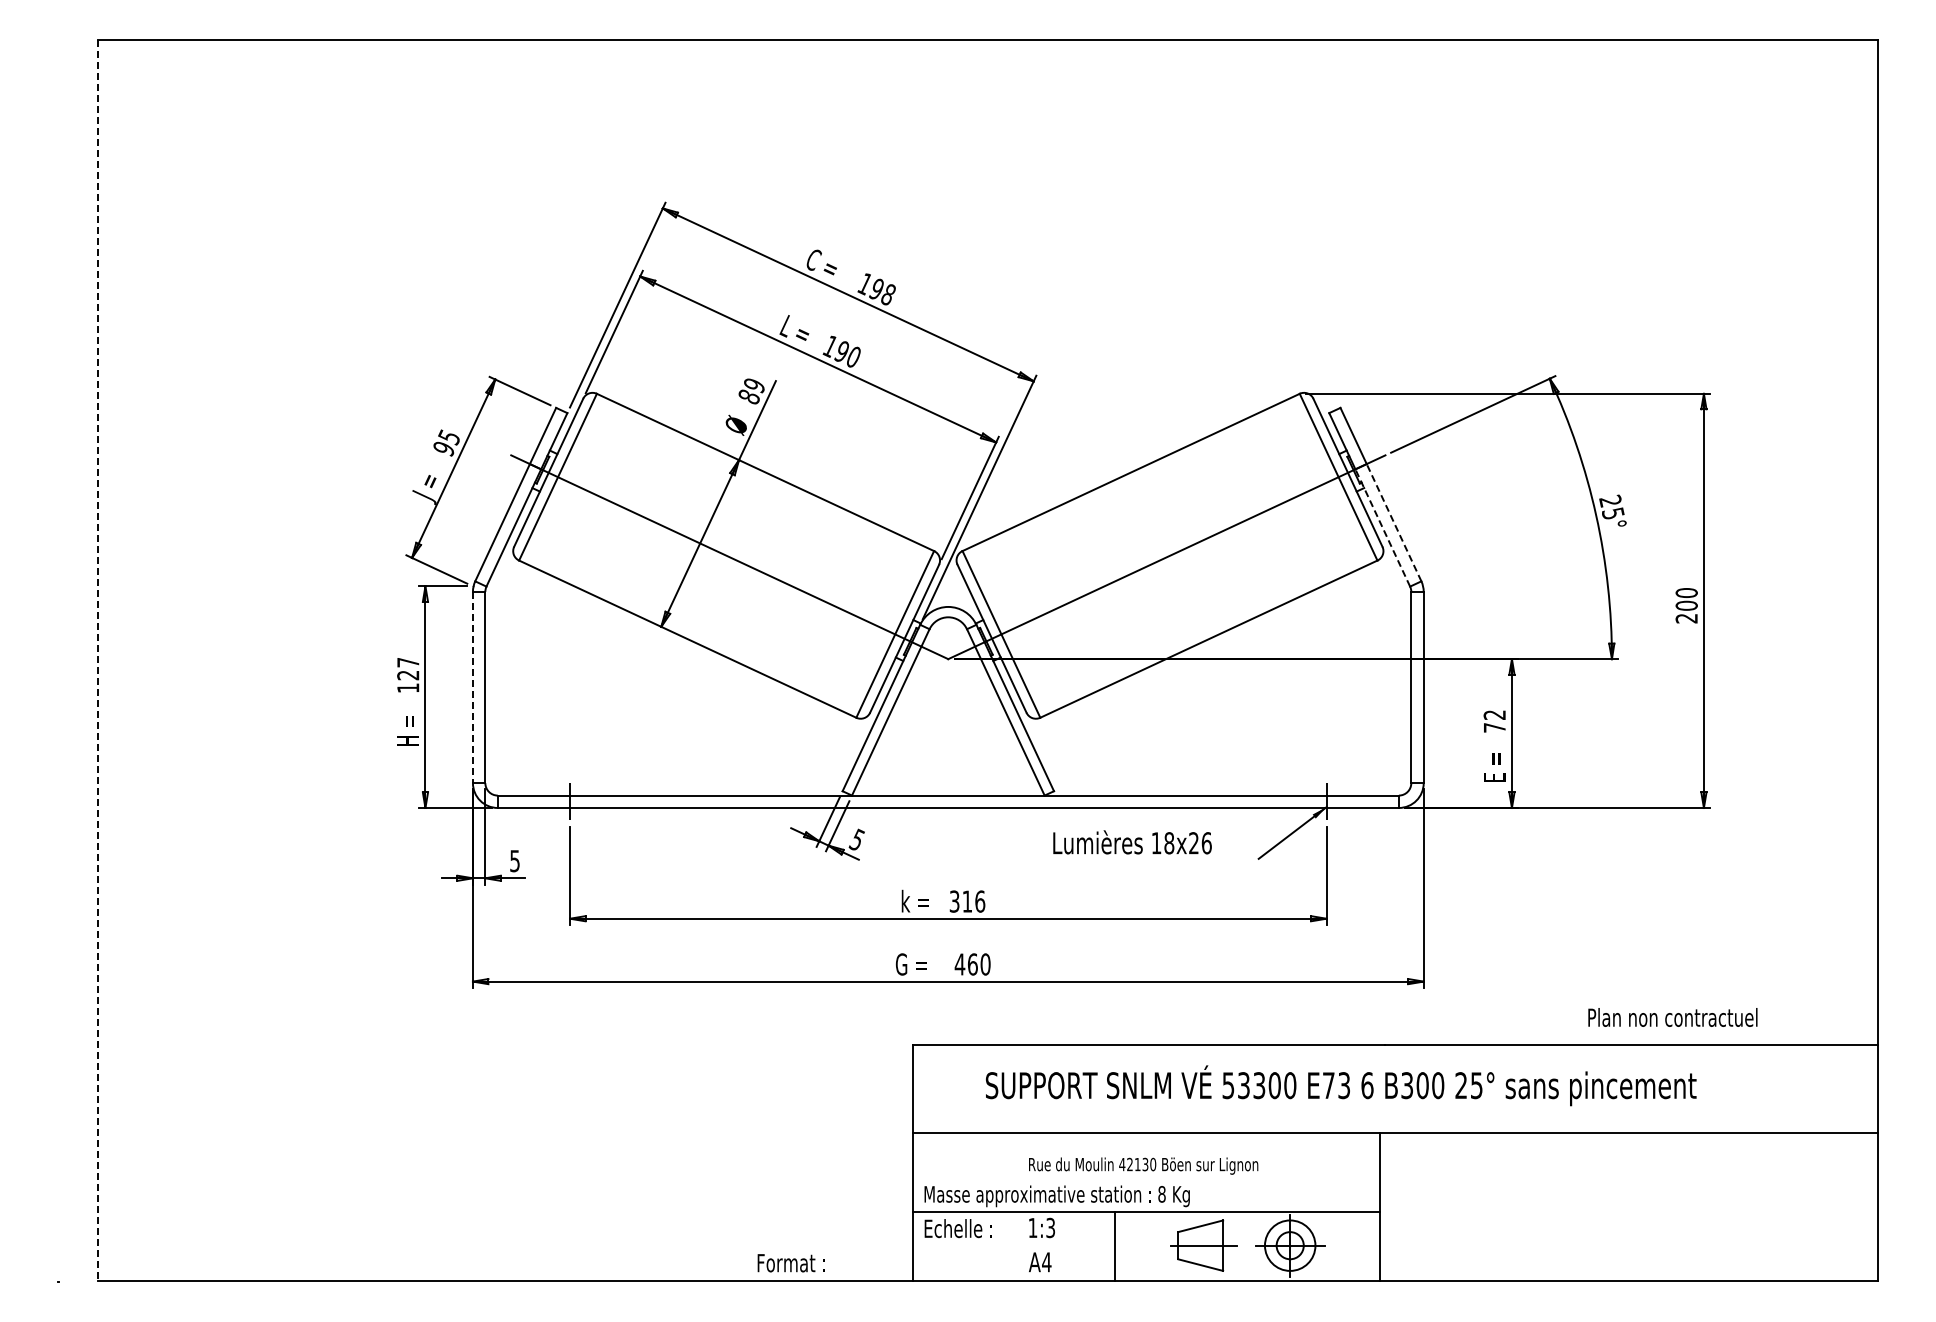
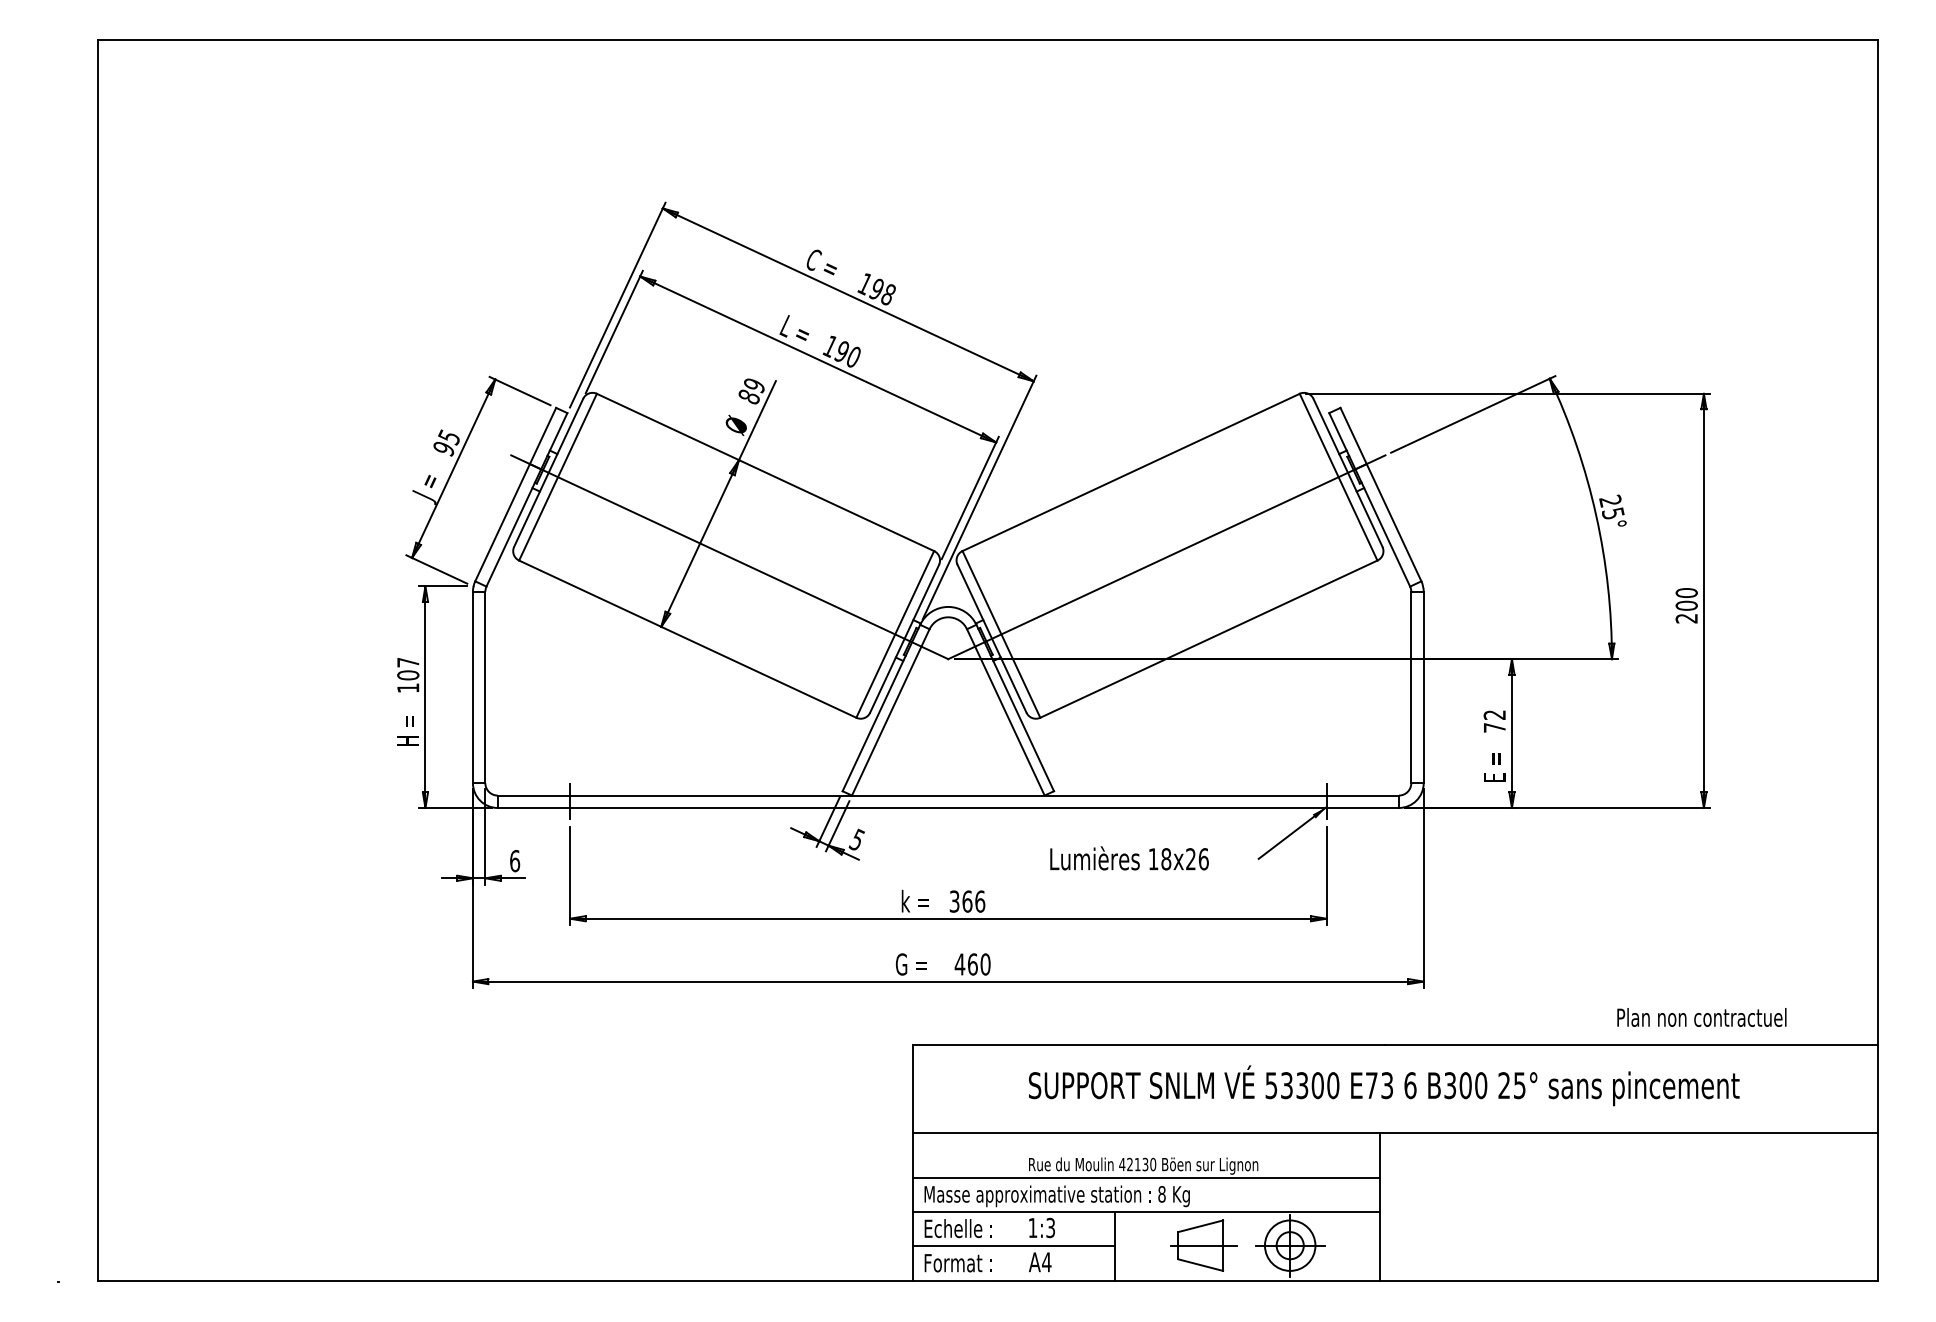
line: dashed -> solid (1394, 522)
line: dashed -> solid (1382, 527)
line: dashed -> solid (98, 660)
text: 127 -> 107 (408, 675)
line: dashed -> solid (472, 687)
text position: (1132, 842) -> (1129, 858) (1129, 858)
text: 5 -> 6 (515, 861)
text: 316 -> 366 (967, 901)
text position: (1672, 1017) -> (1701, 1017) (1701, 1017)
text position: (1341, 1085) -> (1384, 1085) (1384, 1085)
line: none -> present (1146, 1178)
line: none -> present (1014, 1246)
text position: (790, 1263) -> (957, 1263) (957, 1263)
